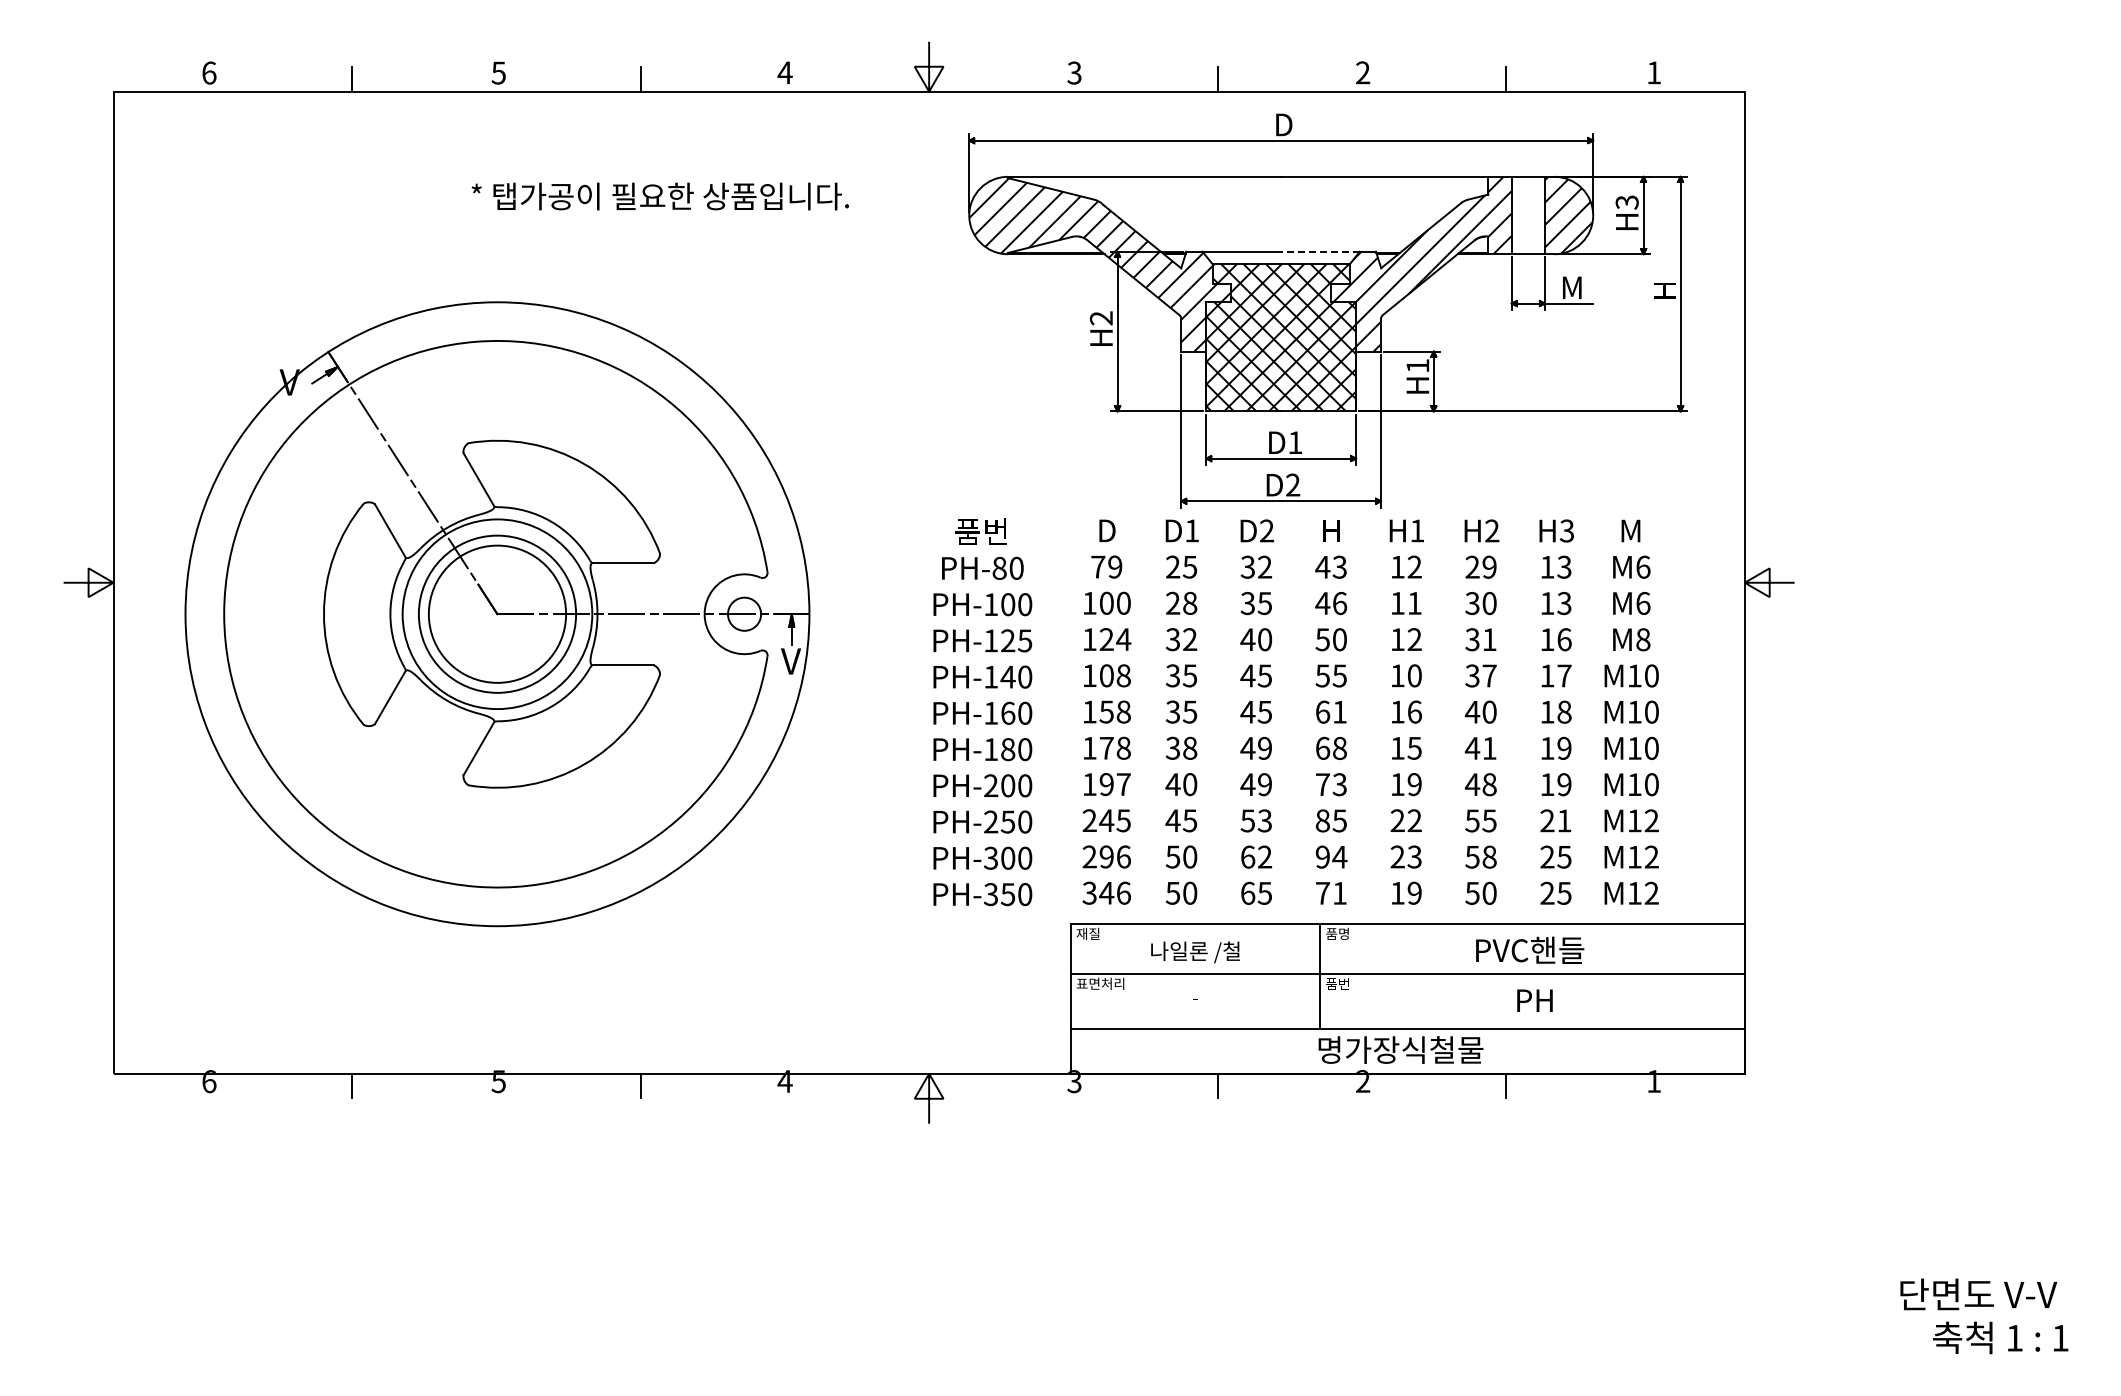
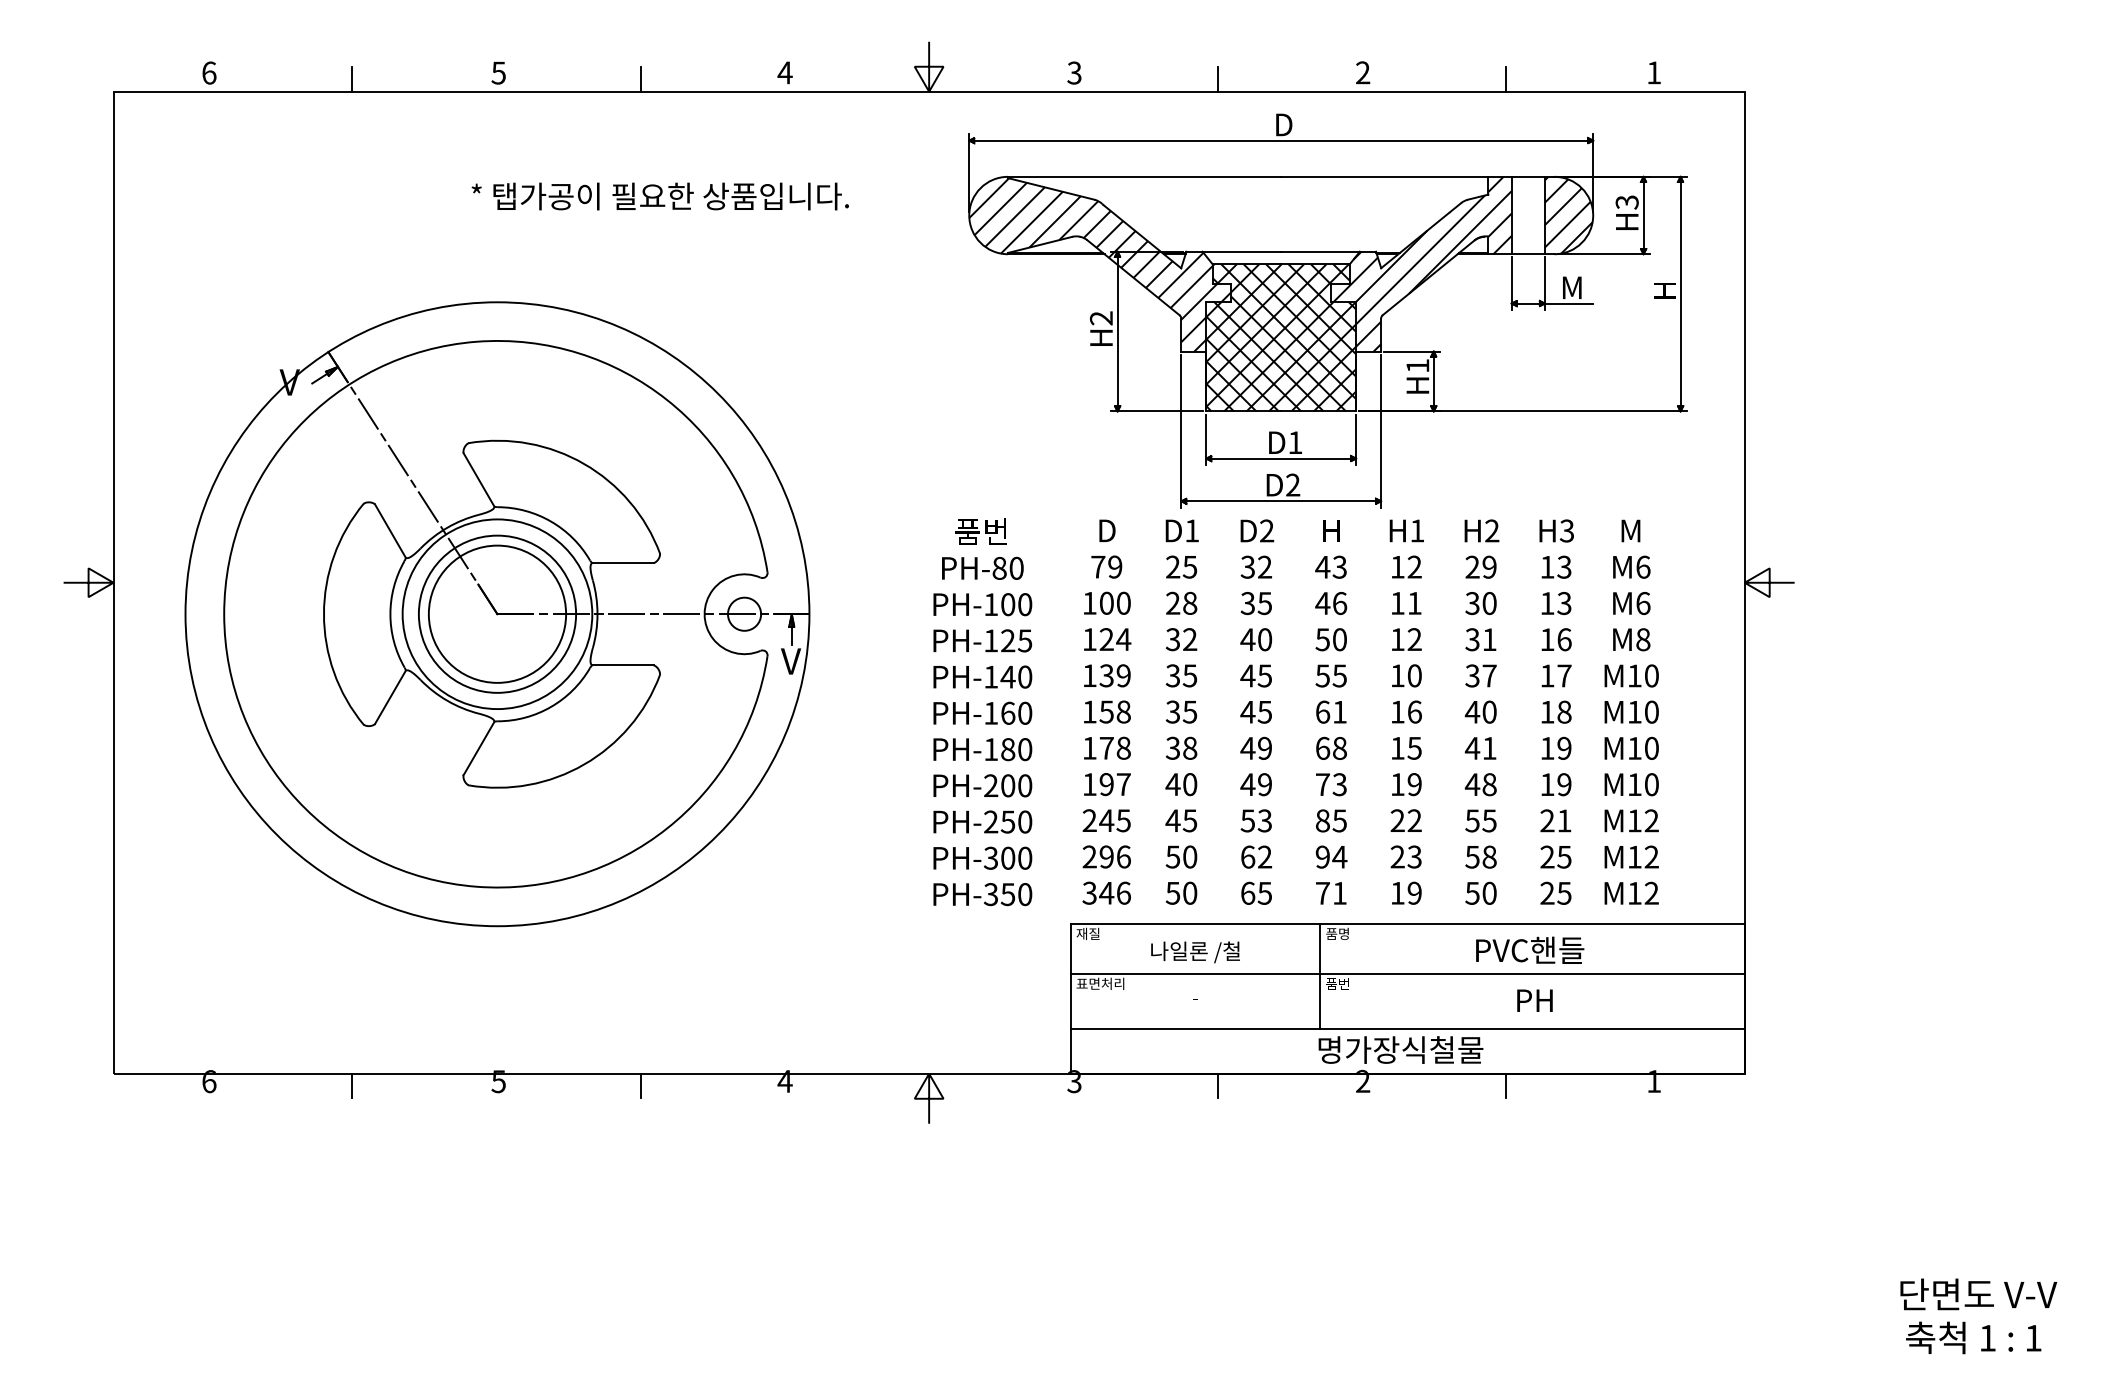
line: dashed -> solid (1320, 251)
text: 108 -> 139 (1114, 675)
text position: (2000, 1337) -> (1973, 1337) (1973, 1337)
